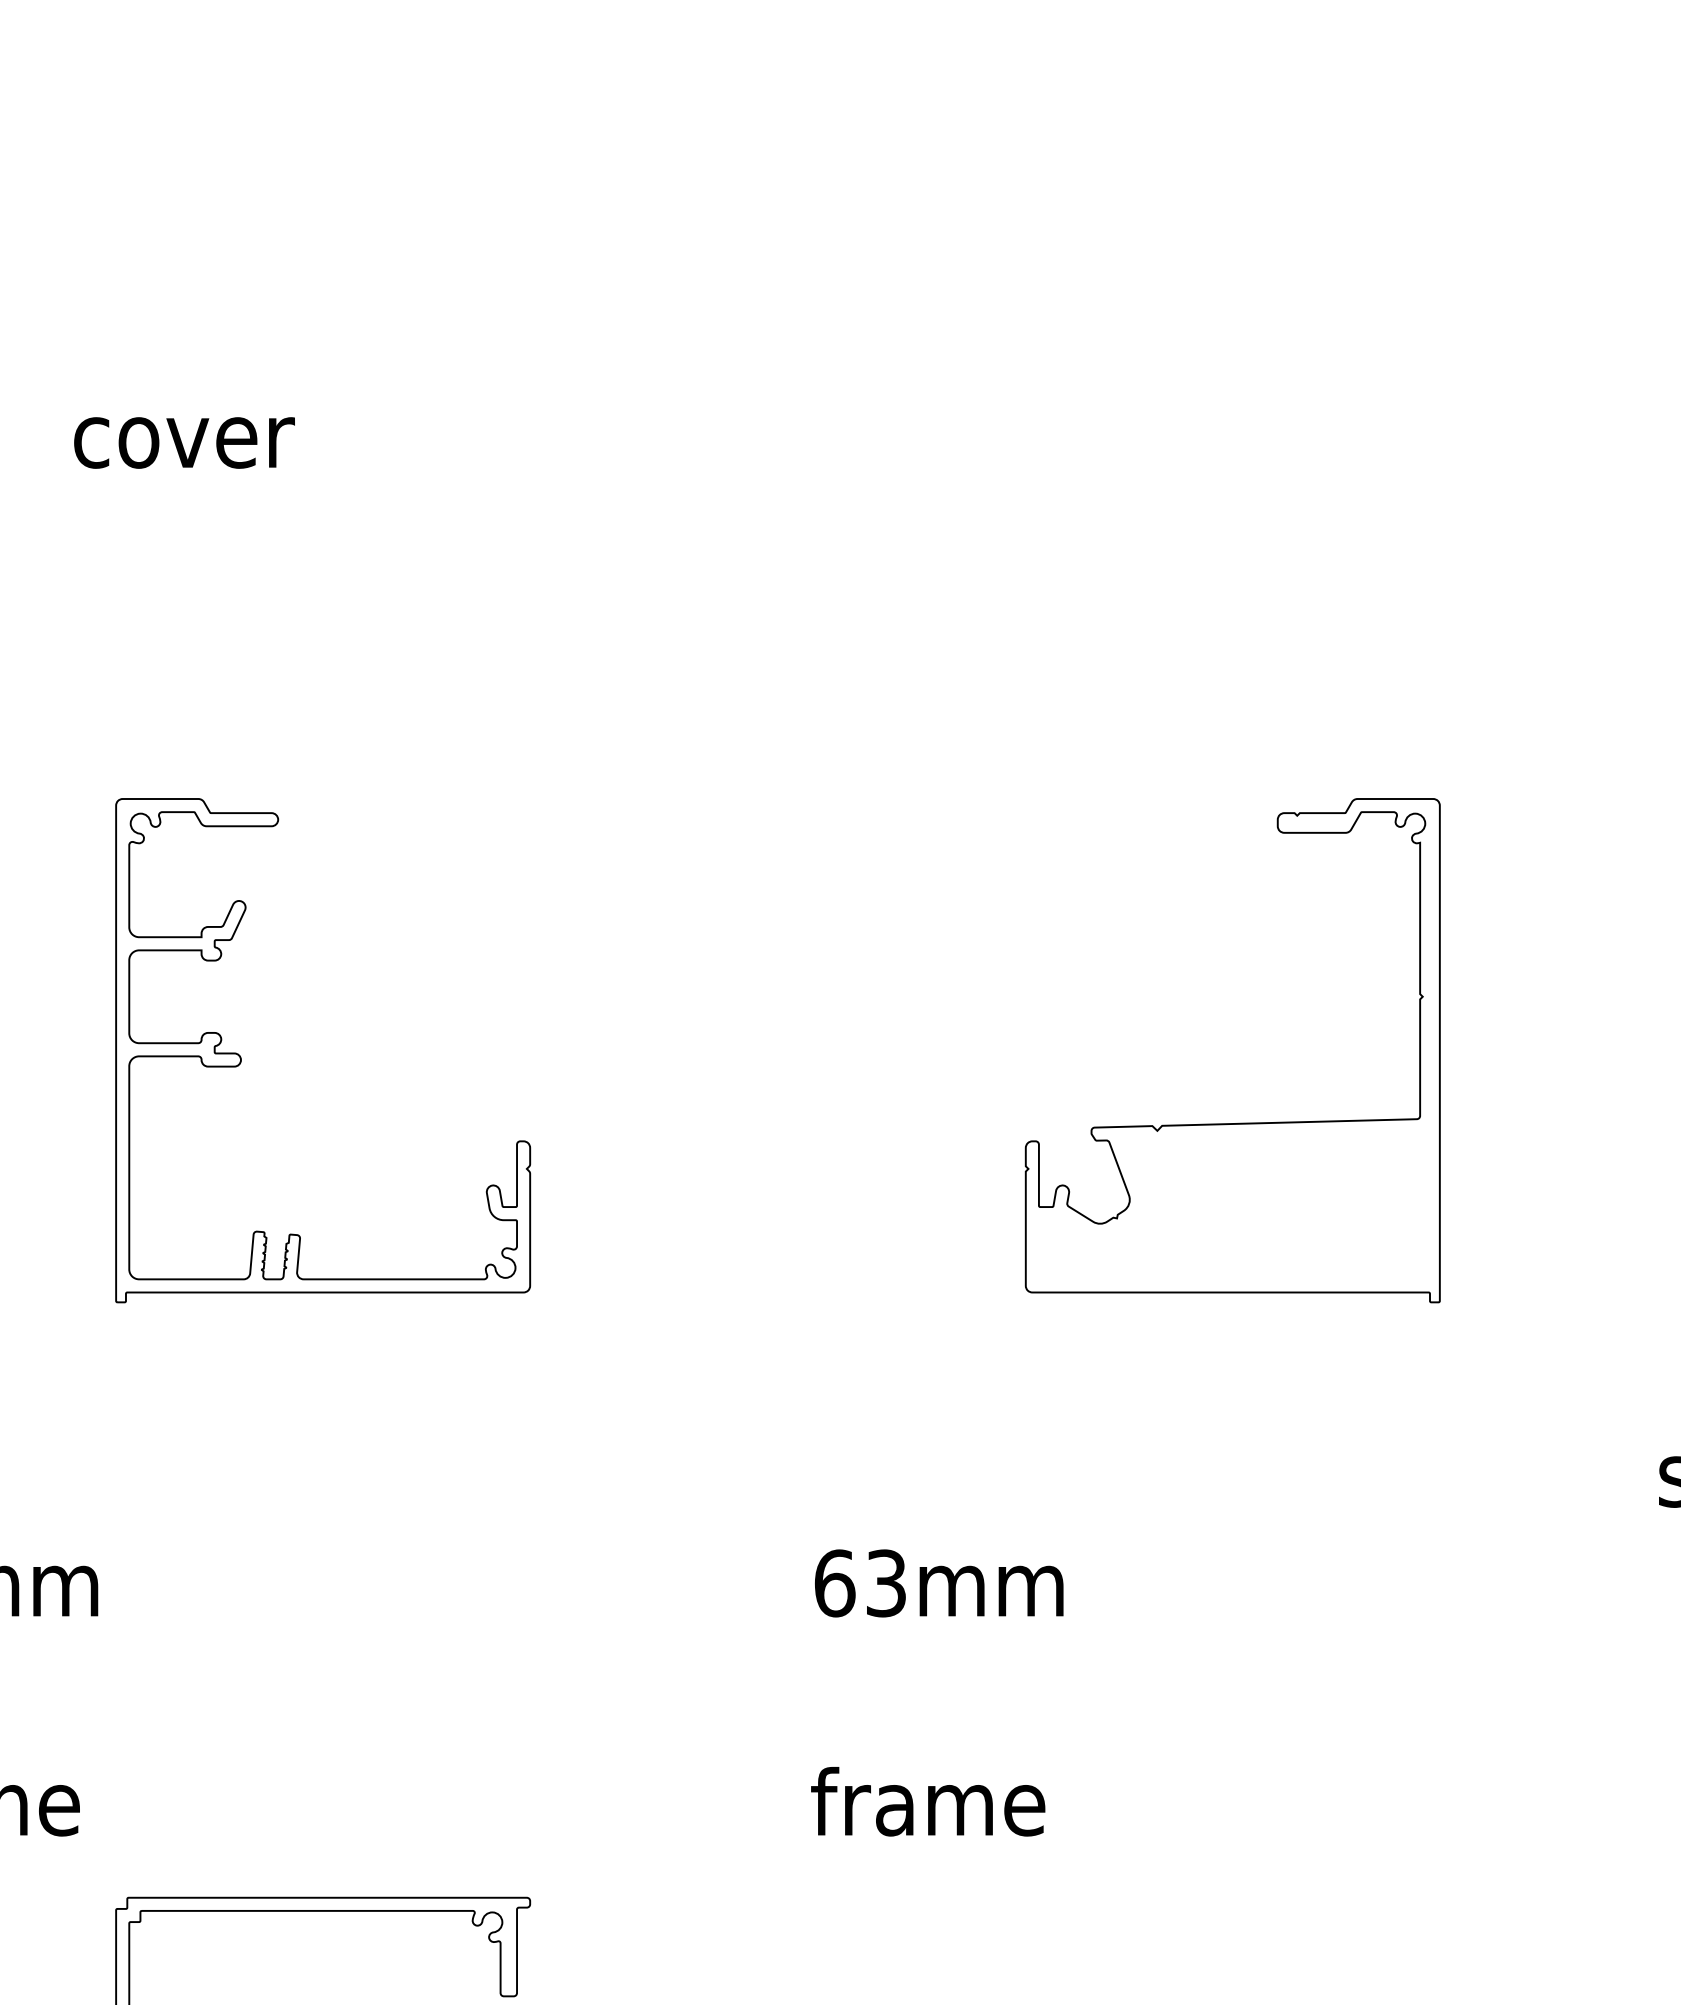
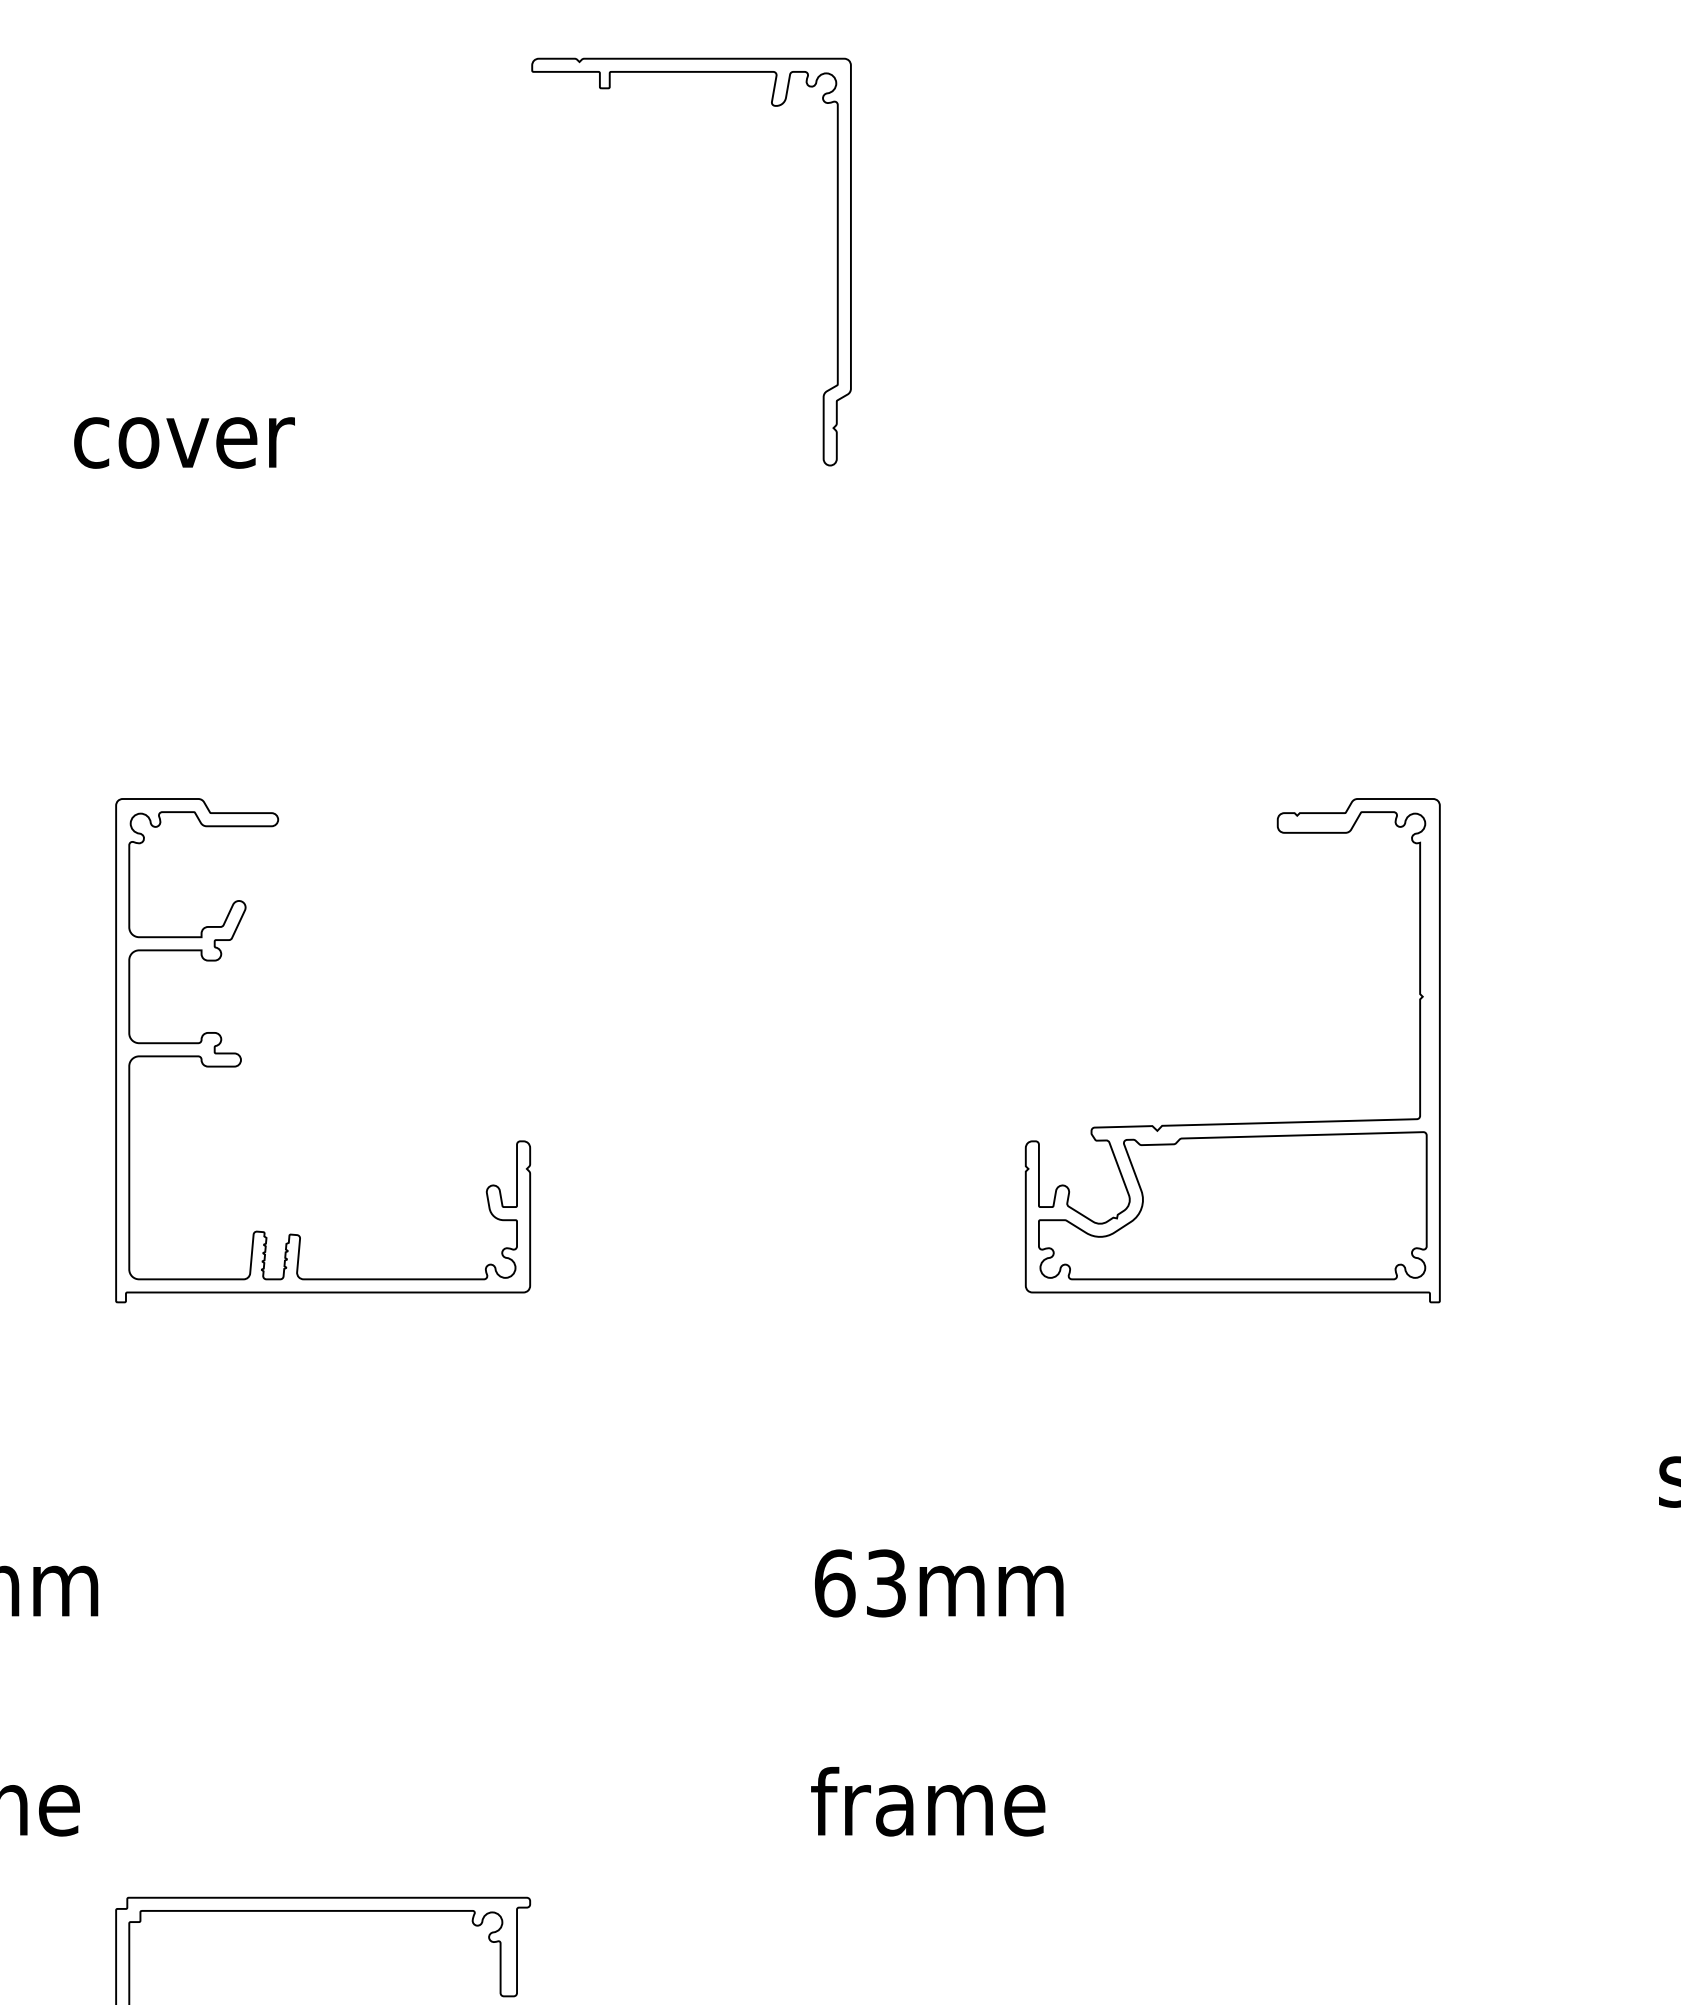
part: none -> present (836, 261)
part: none -> present (1232, 1205)
